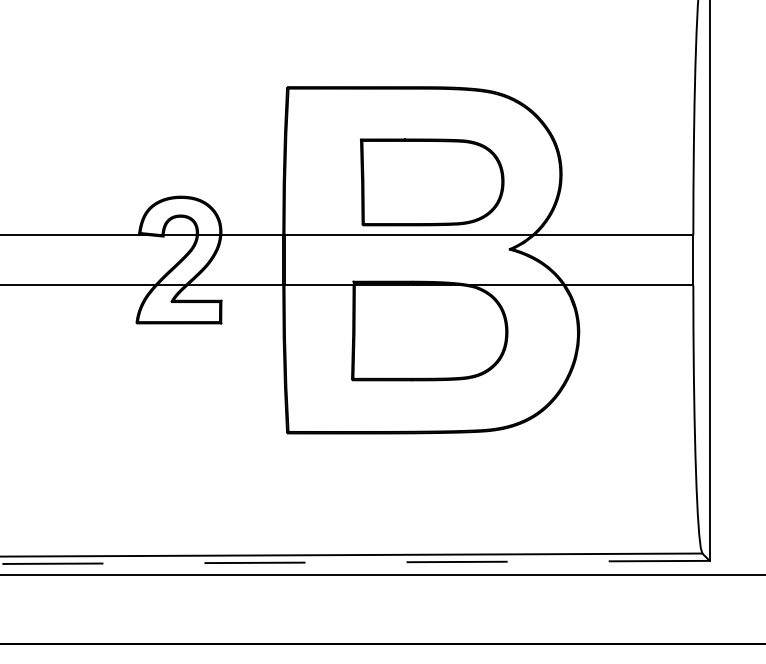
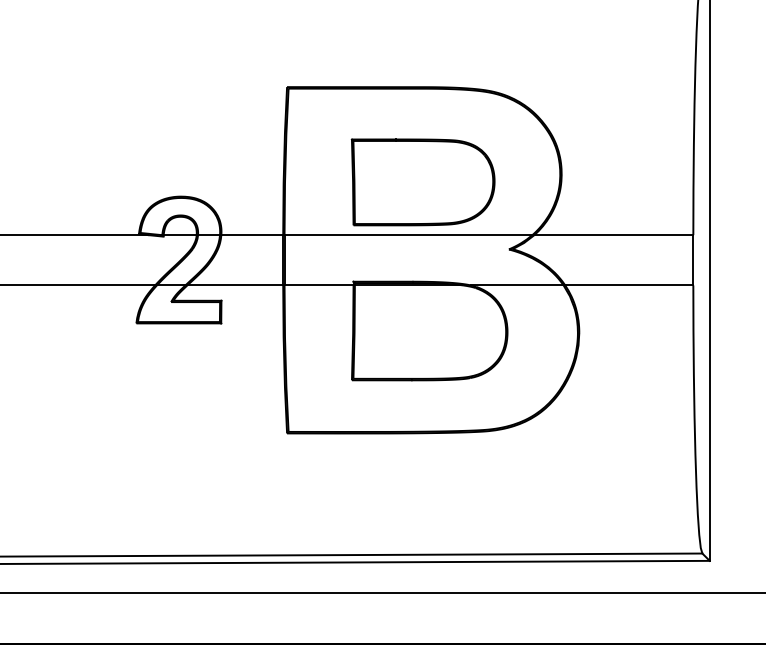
part position: (431, 182) -> (422, 182) (422, 182)
line: dashed -> solid (354, 562)
line position: (382, 575) -> (382, 593) (382, 593)
